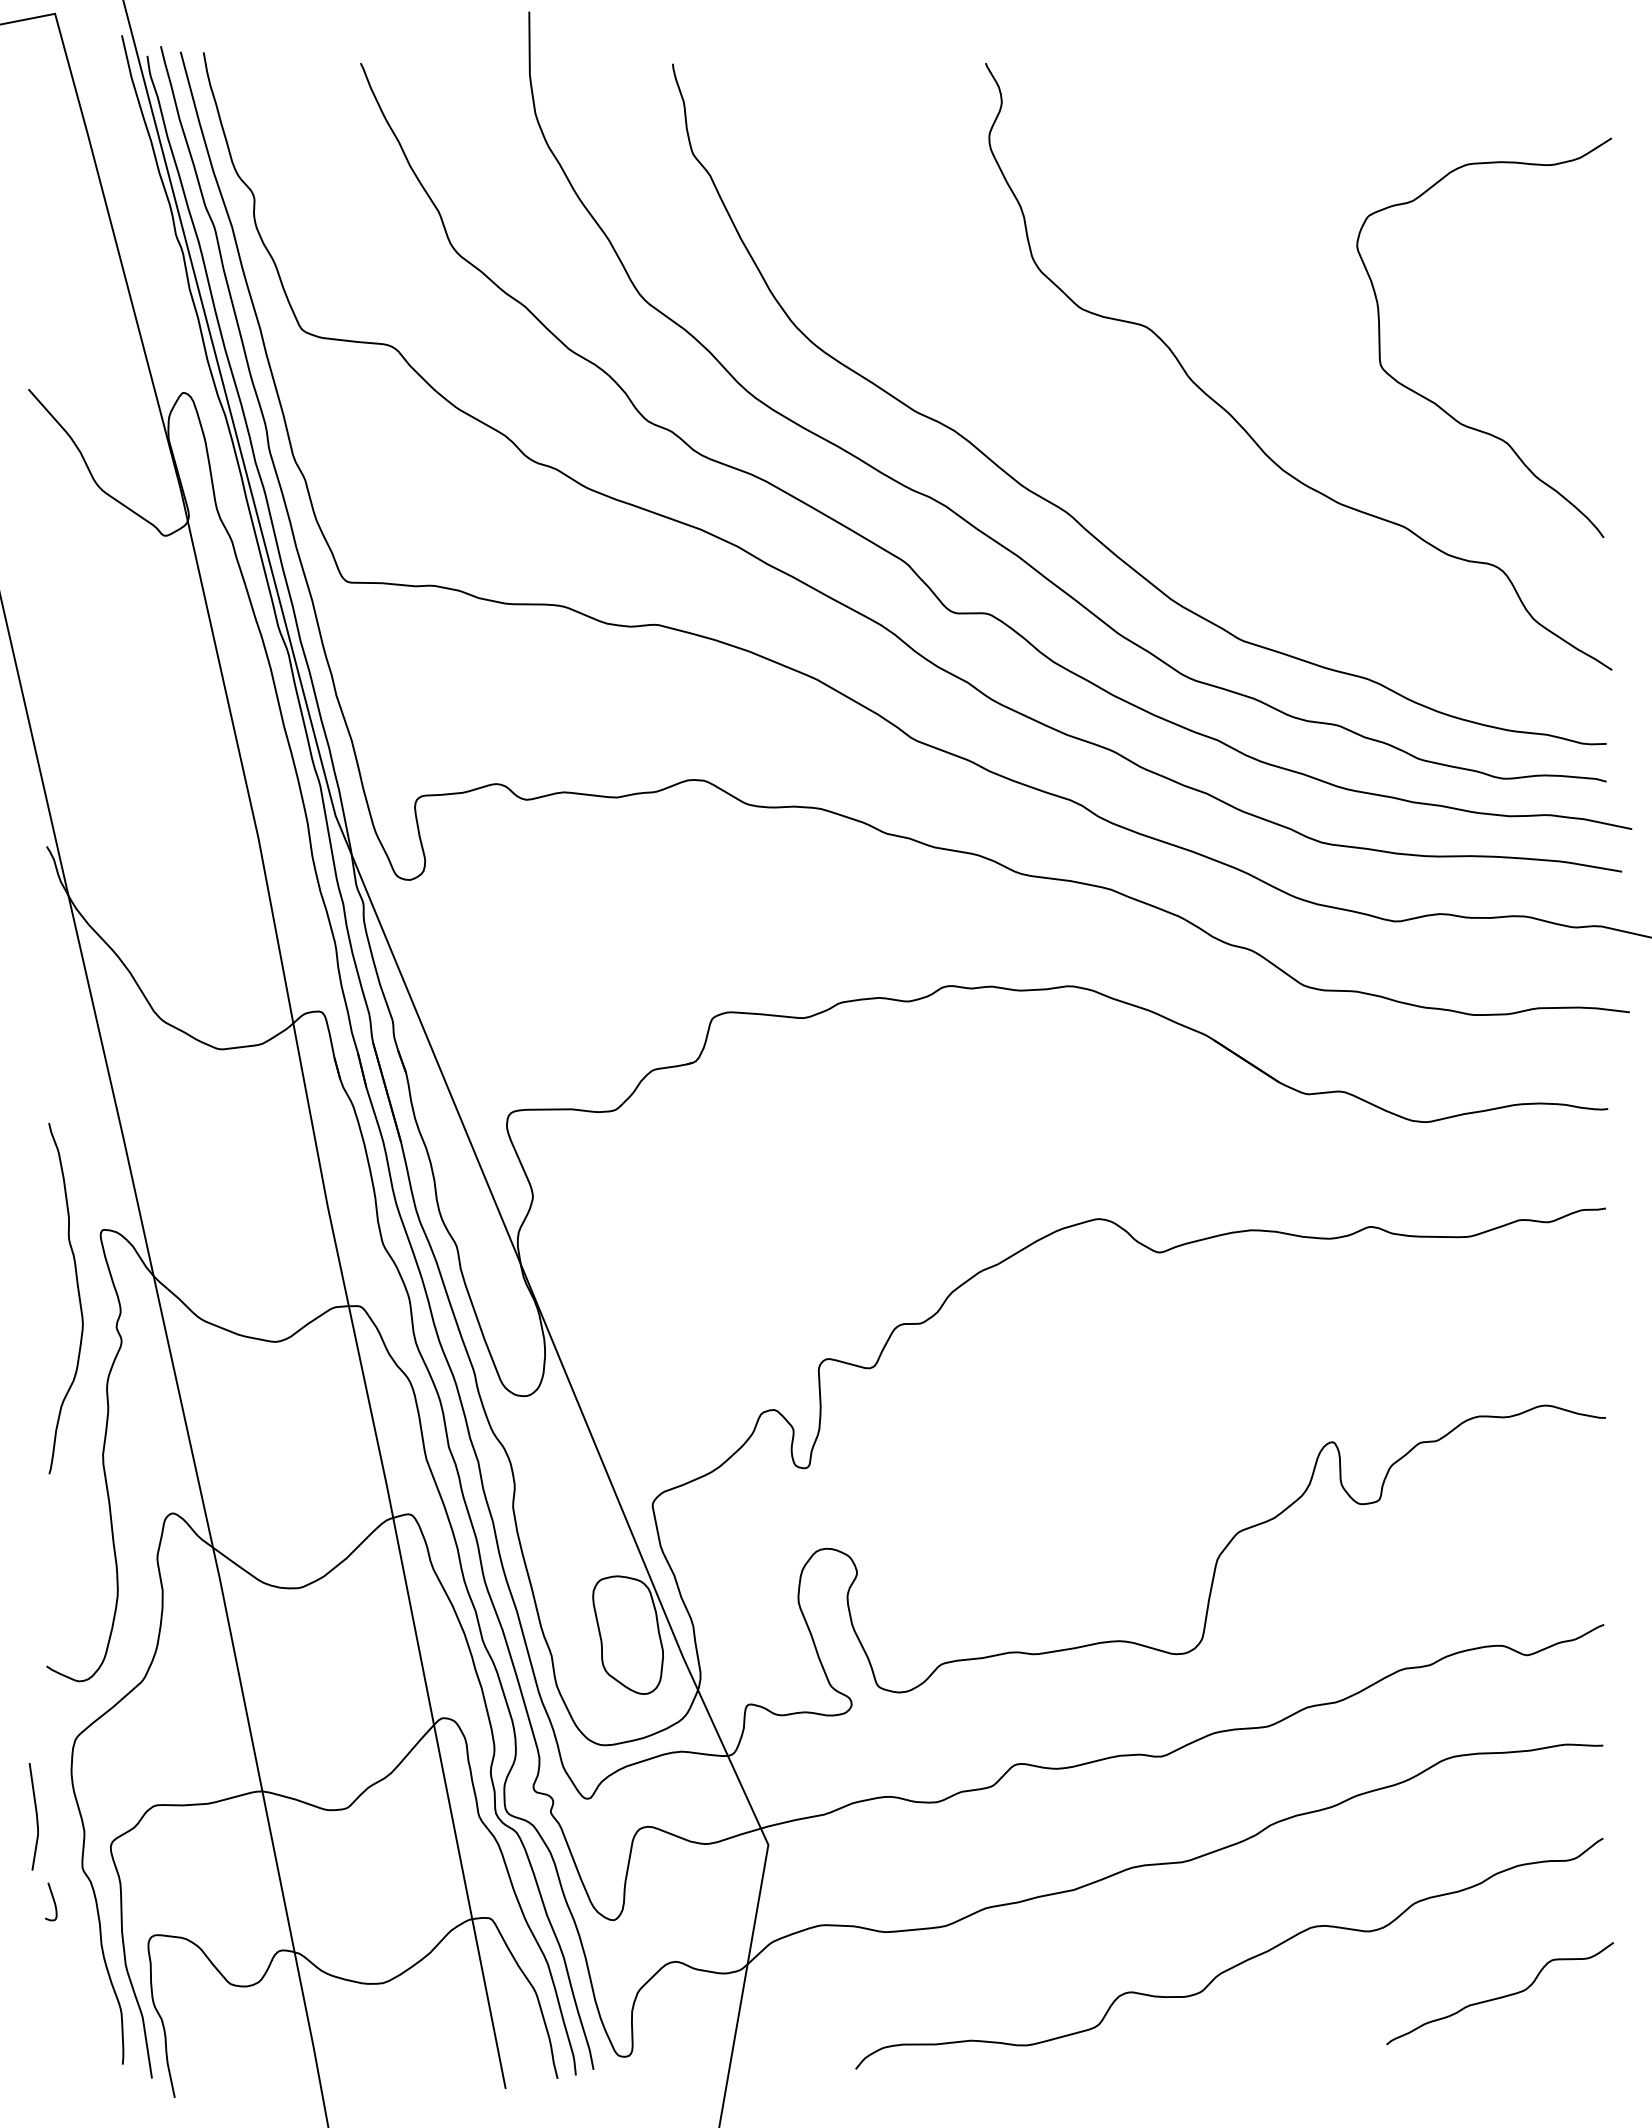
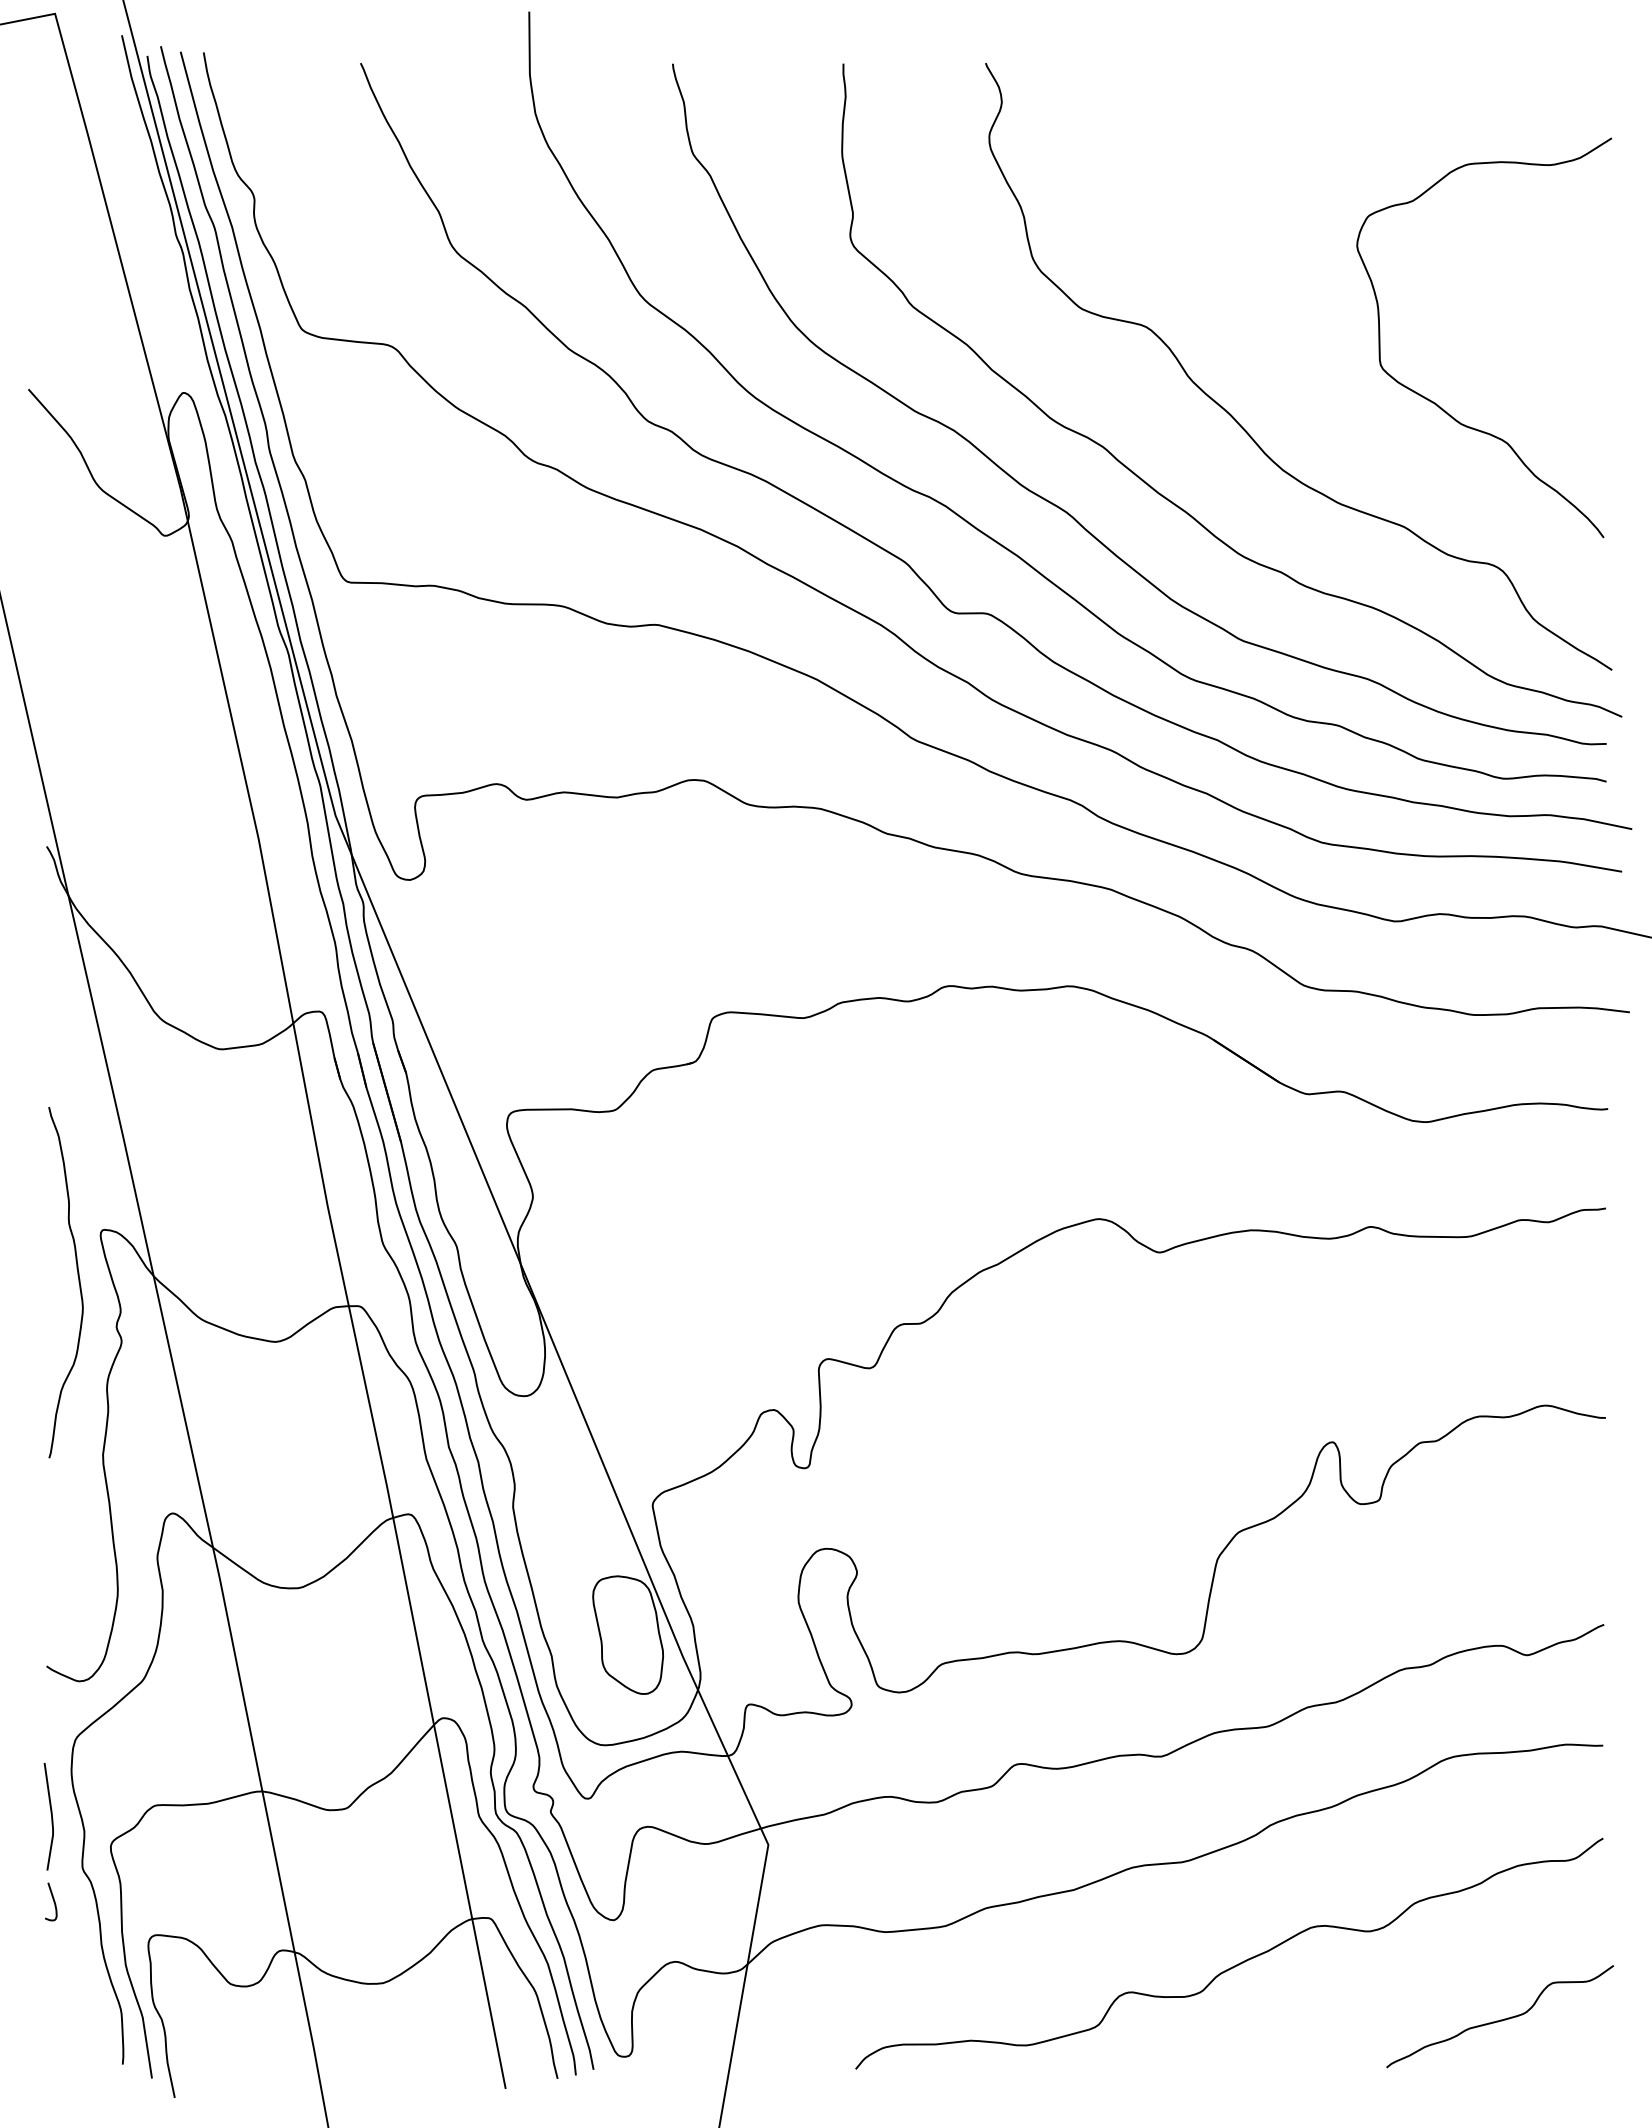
curve: none -> present (1153, 487)
curve position: (78, 1298) -> (78, 1282) (78, 1282)
line position: (36, 1816) -> (51, 1816) (51, 1816)
curve position: (1500, 1996) -> (1500, 2019) (1500, 2019)
